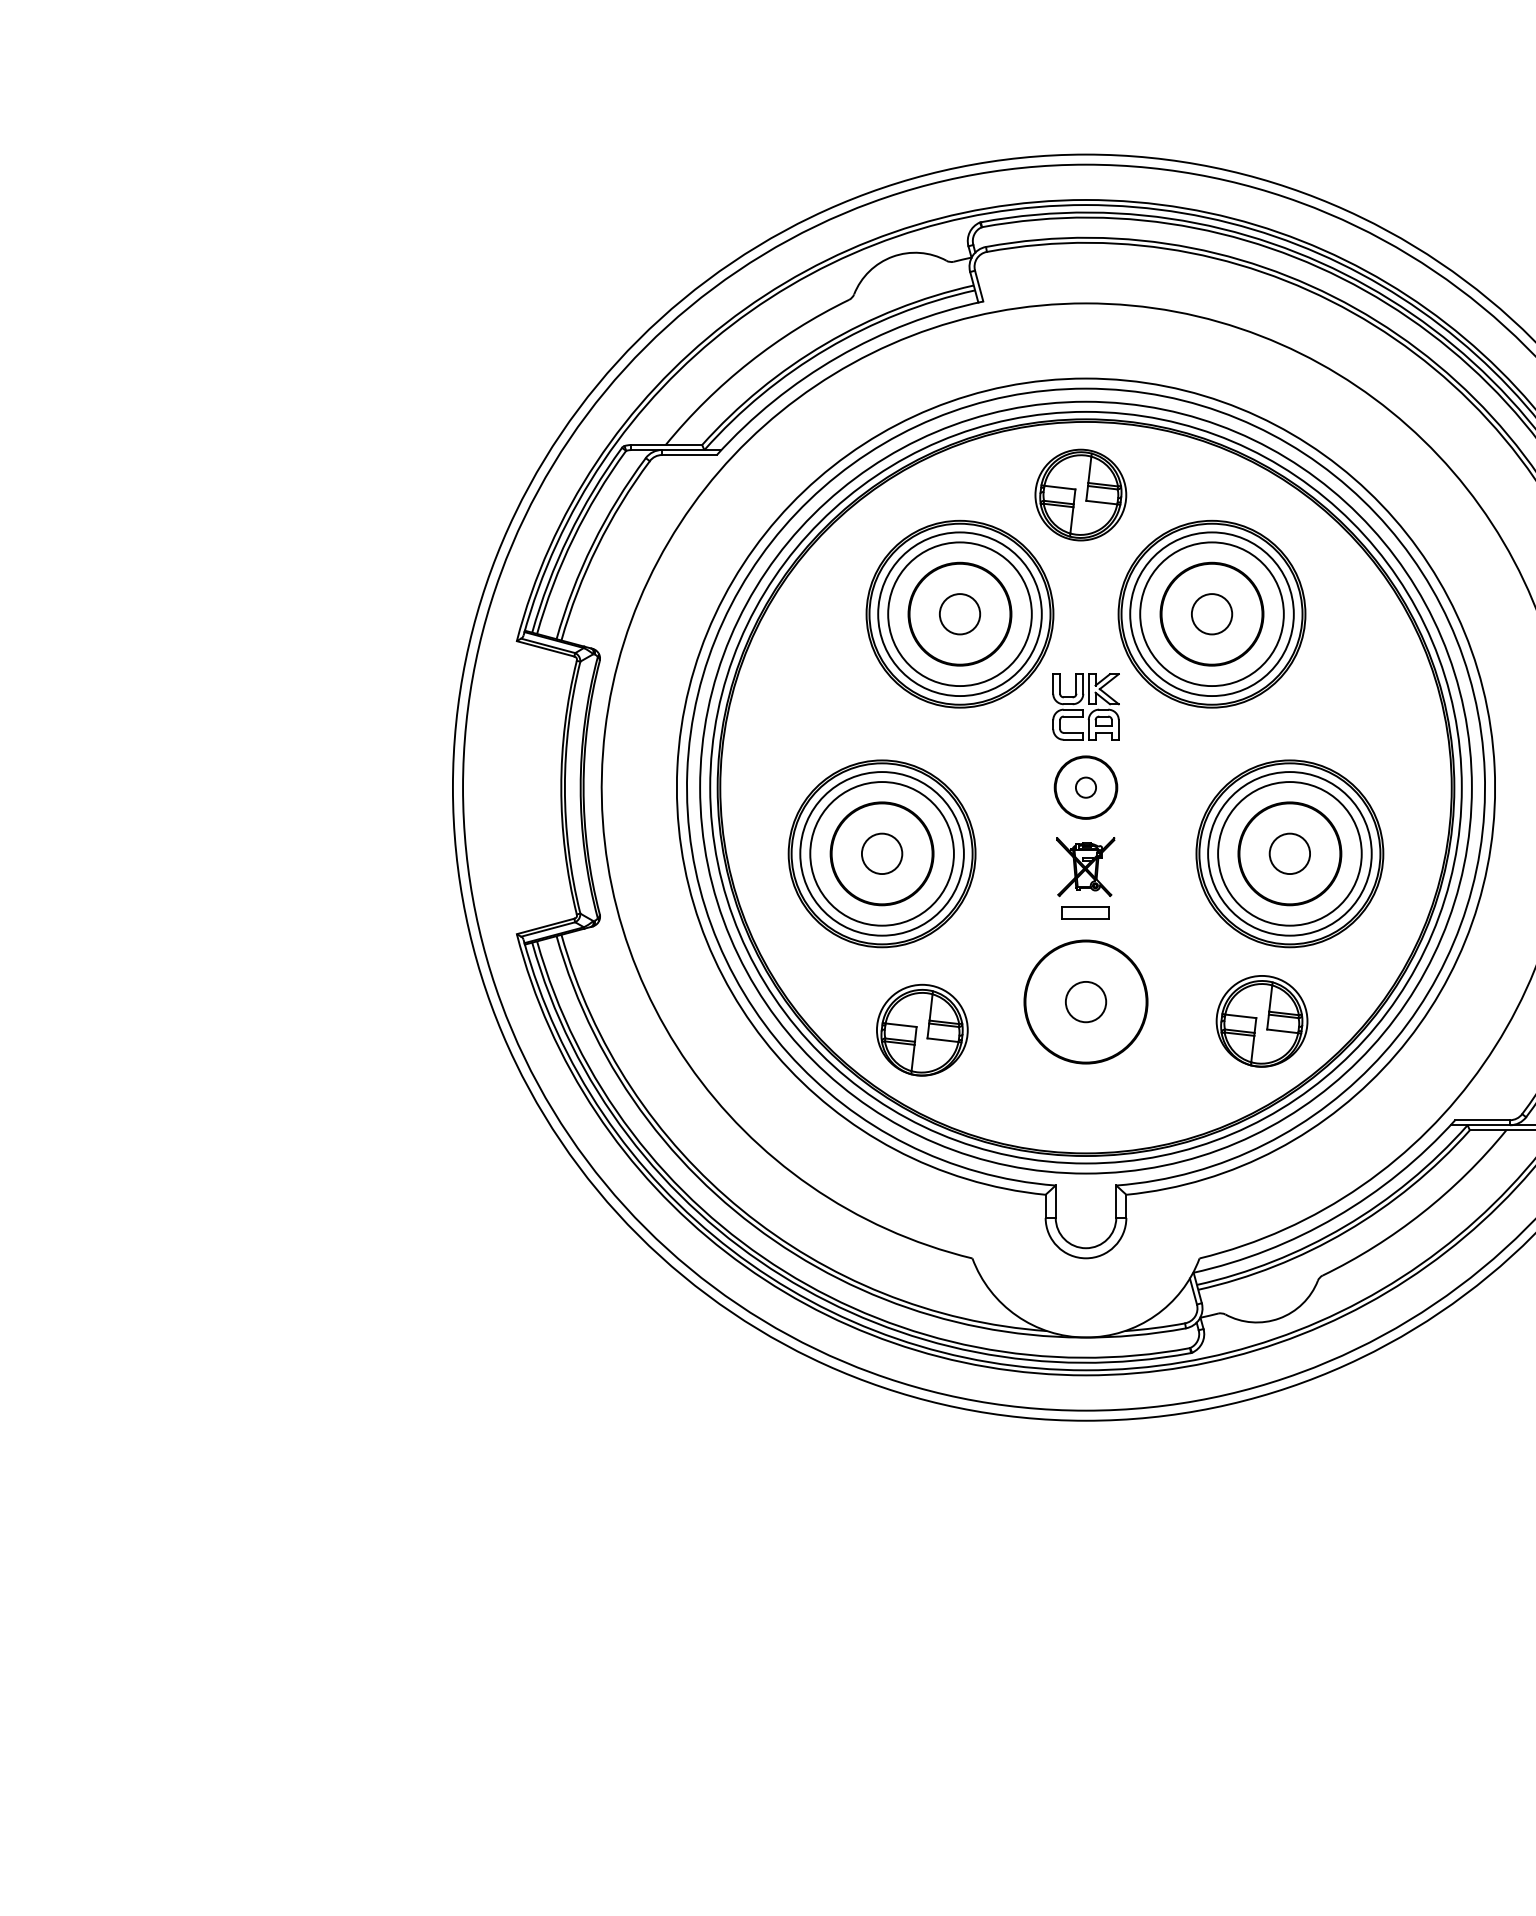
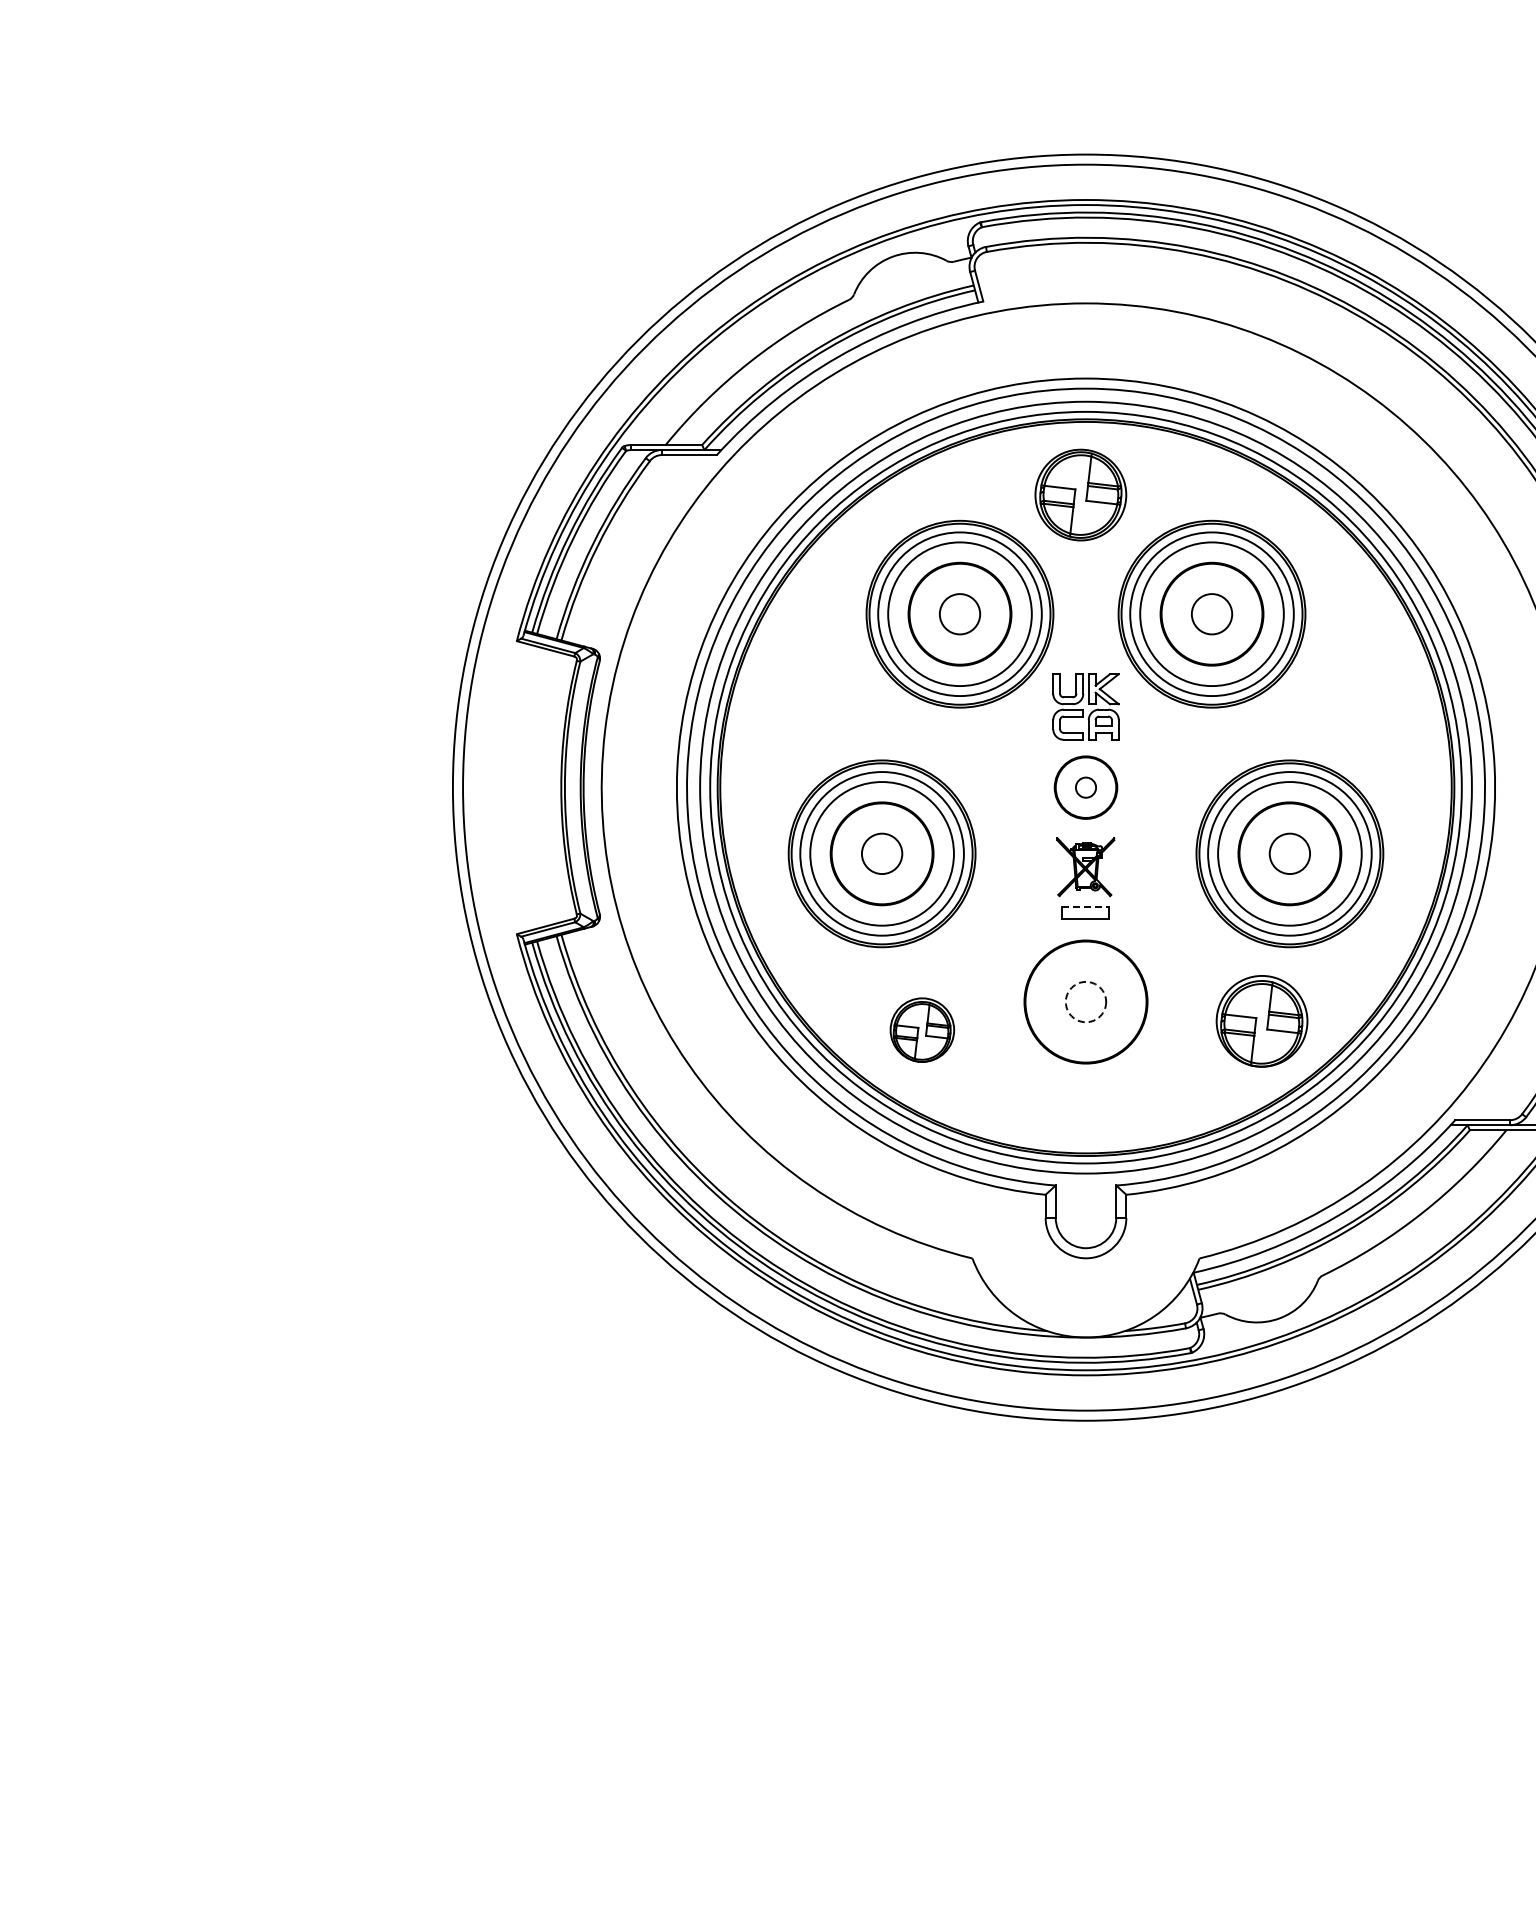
line: solid -> dashed (1085, 907)
circle: solid -> dashed (1085, 1001)
part size: 93x94 px -> 67x66 px (922, 1029)
